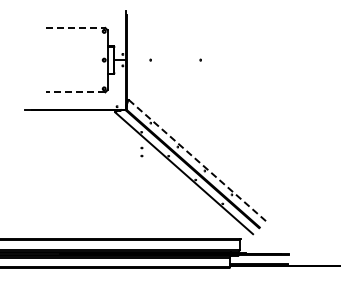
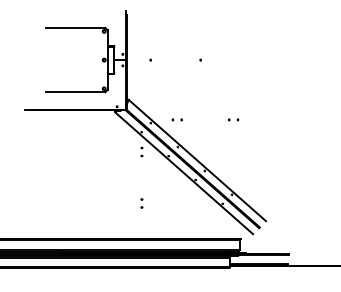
line: dashed -> solid (75, 27)
line: dashed -> solid (75, 92)
part: none -> present (176, 119)
part: none -> present (233, 119)
line: dashed -> solid (197, 160)
part: none -> present (141, 203)
